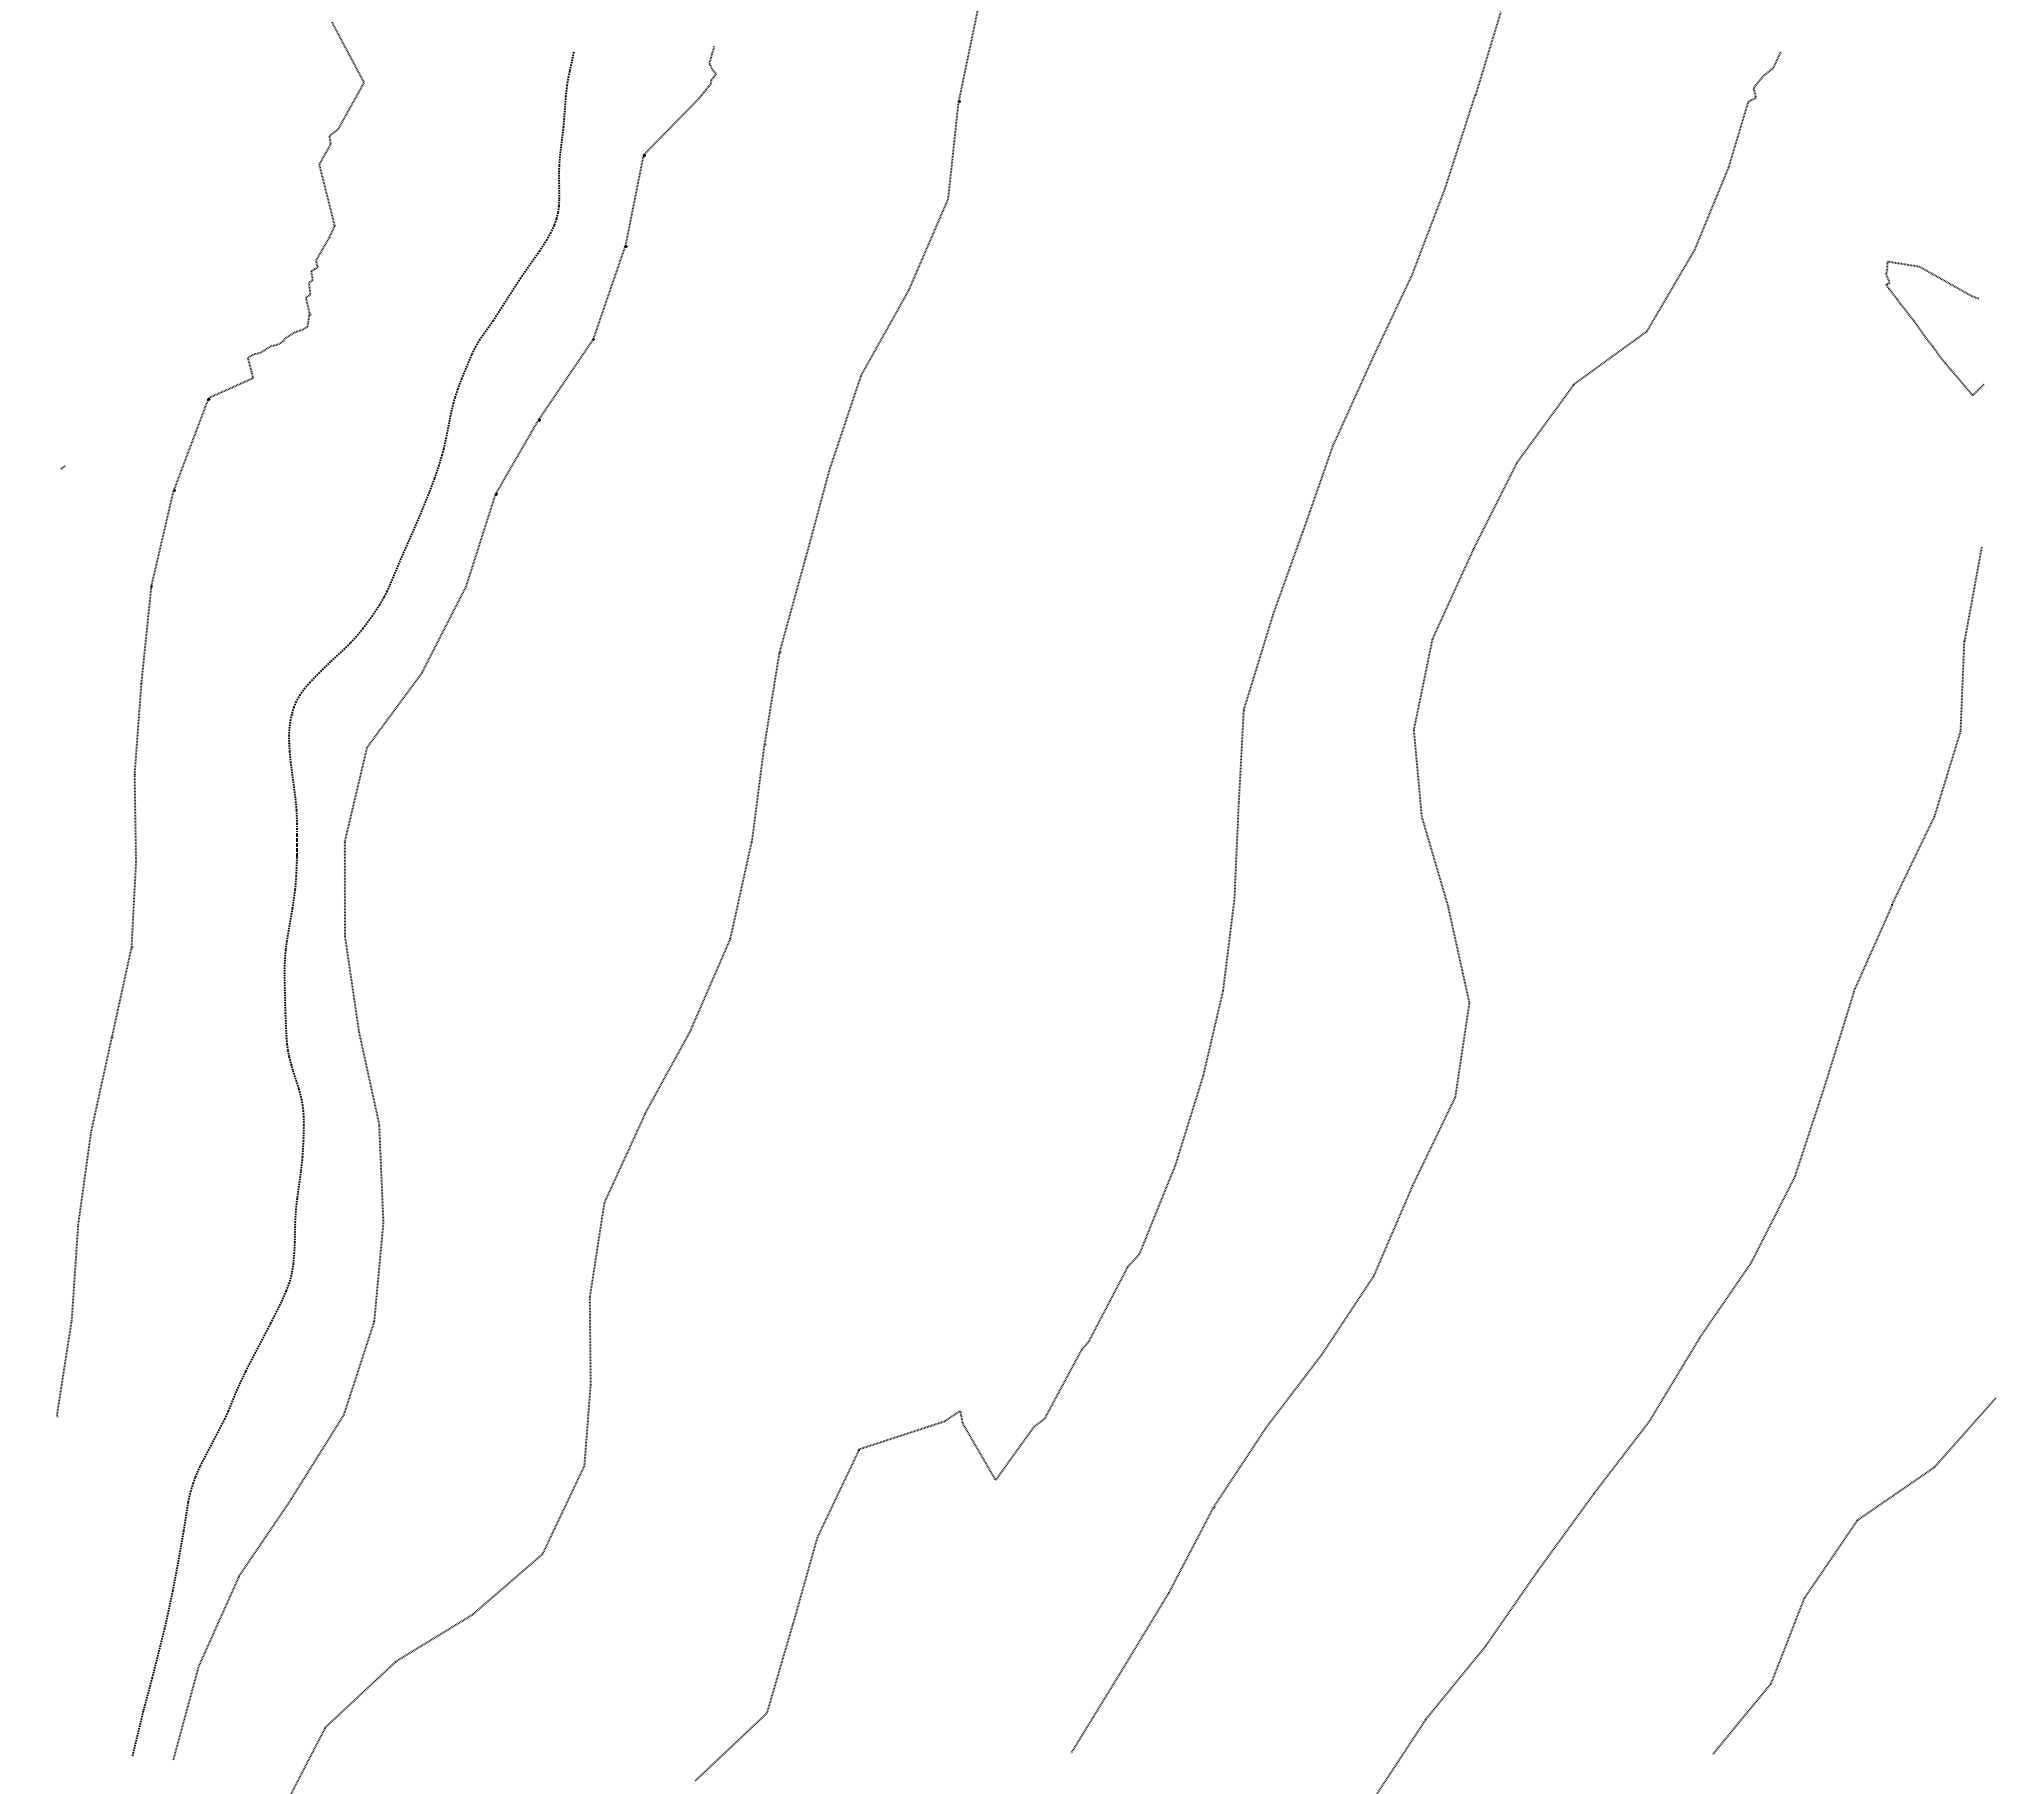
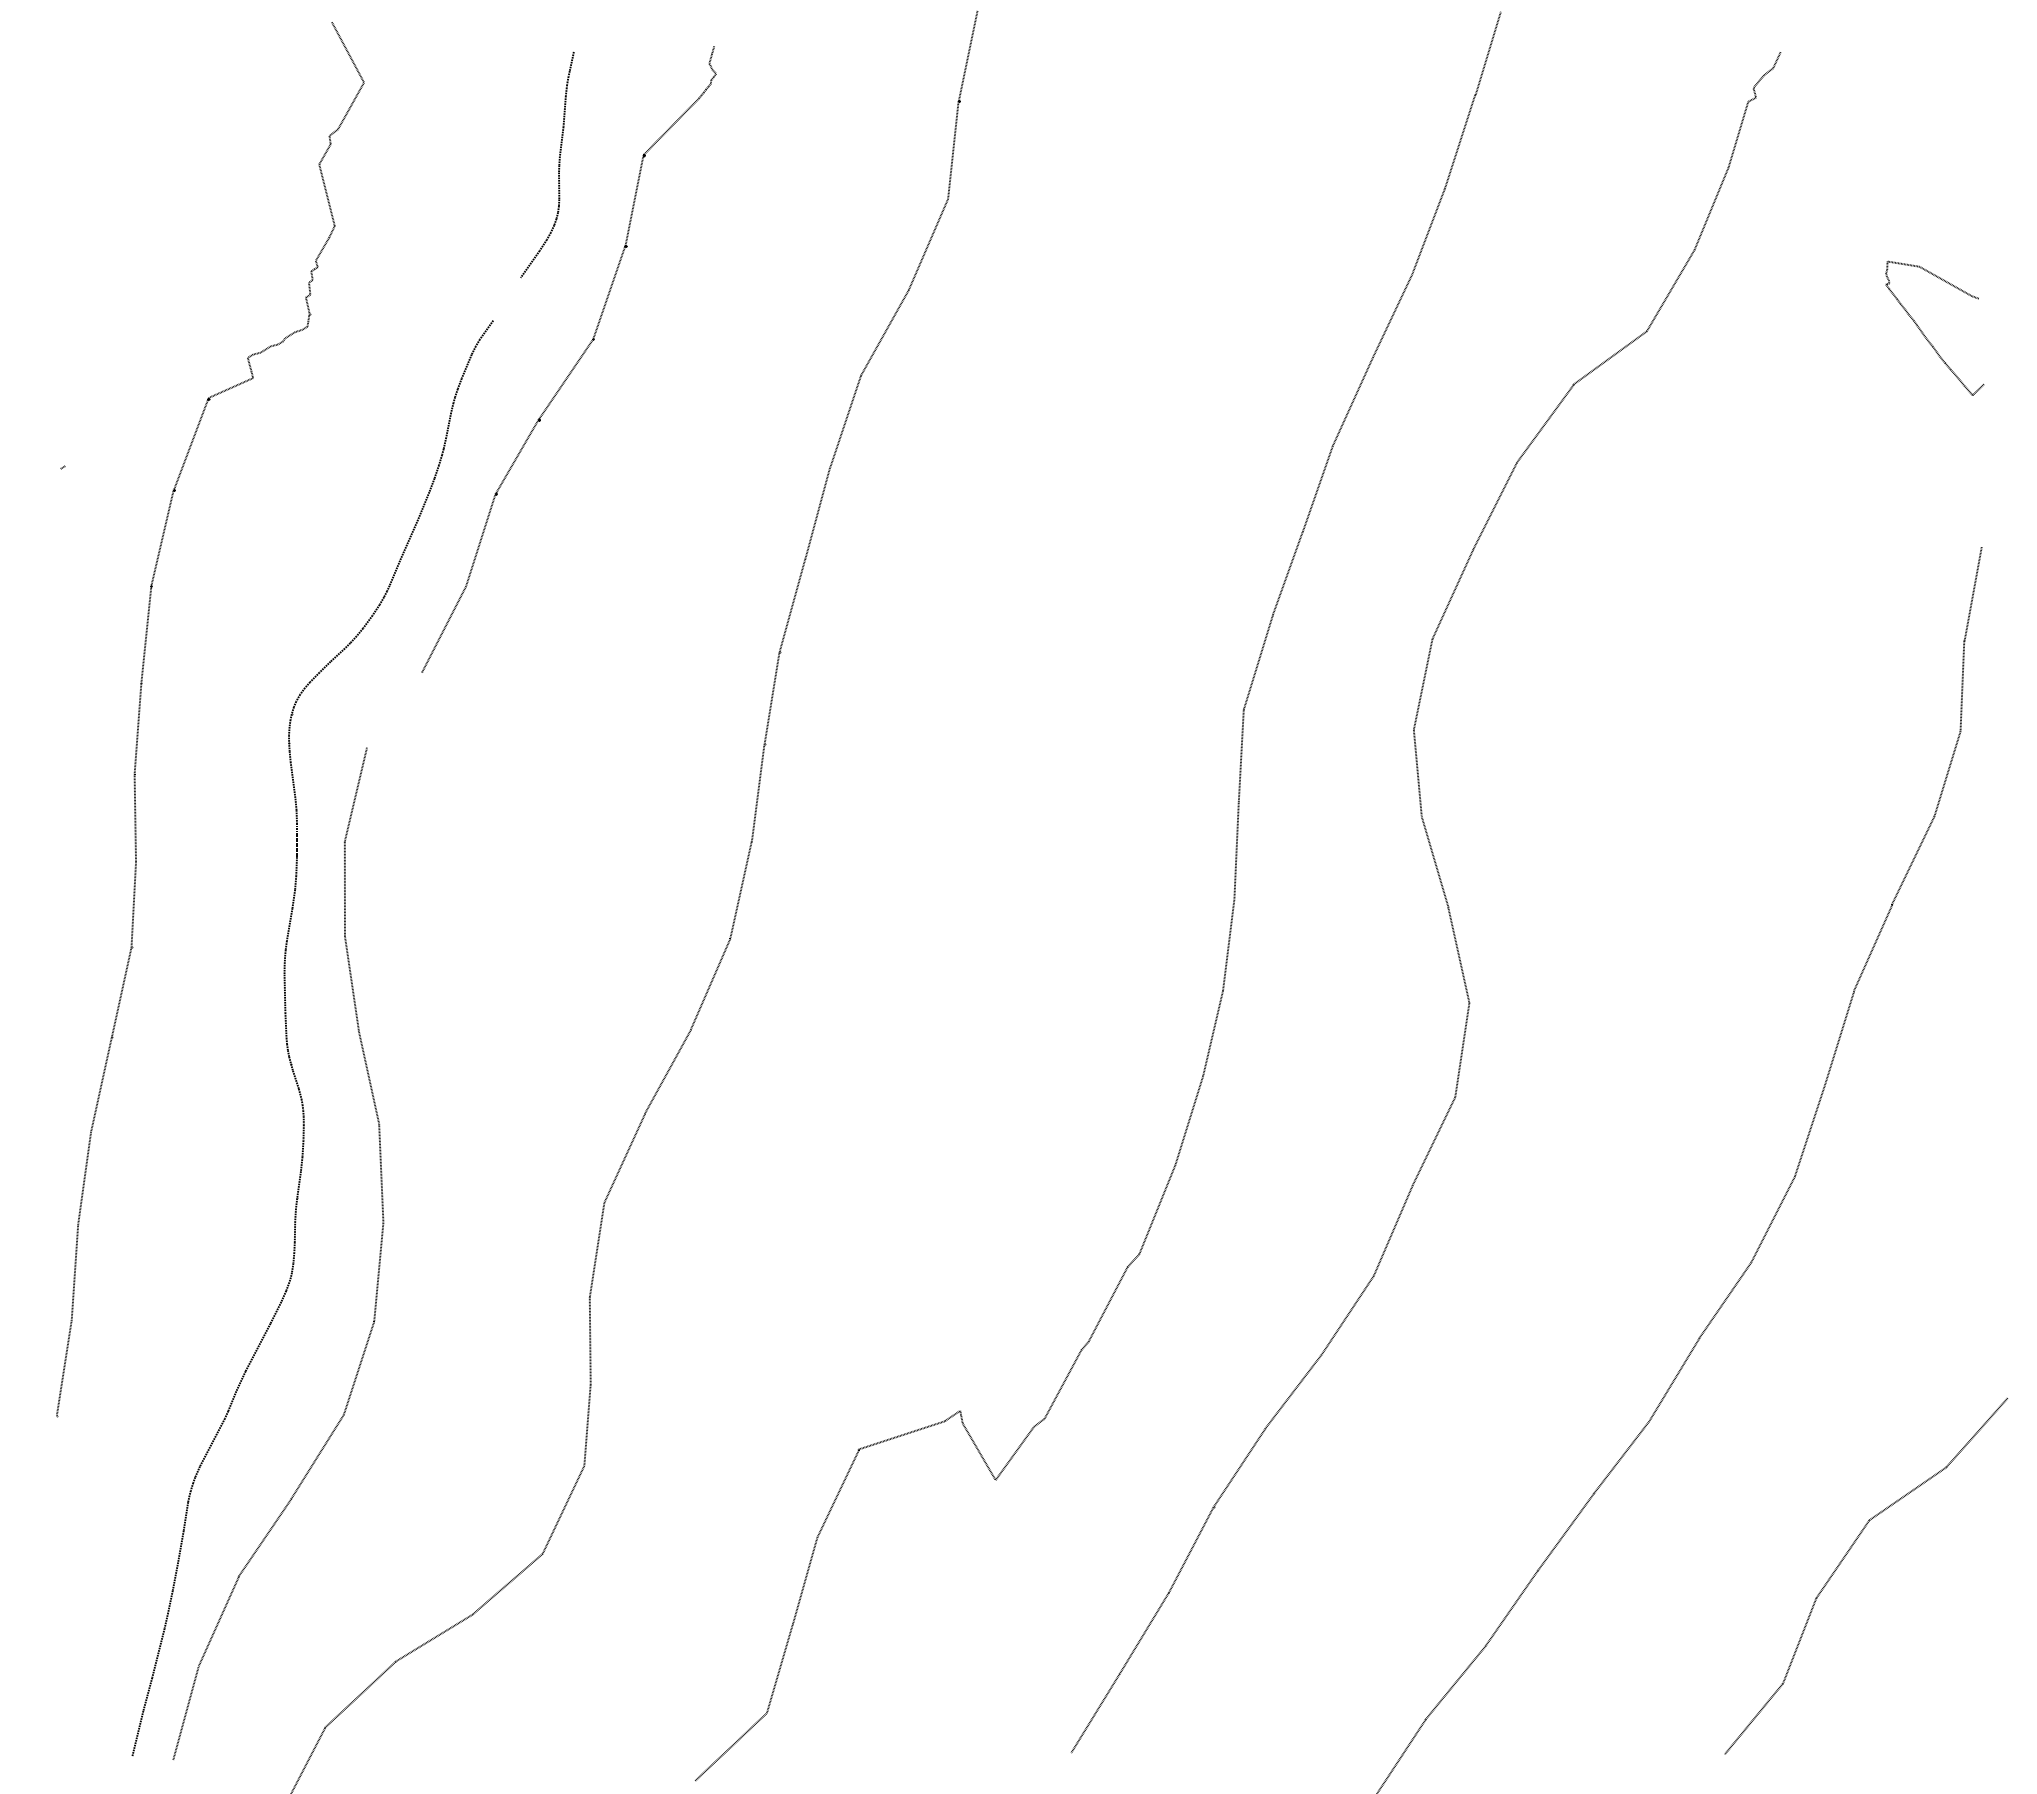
line: present -> none (506, 298)
line: present -> none (393, 709)
part position: (1829, 1563) -> (1841, 1563) (1841, 1563)
